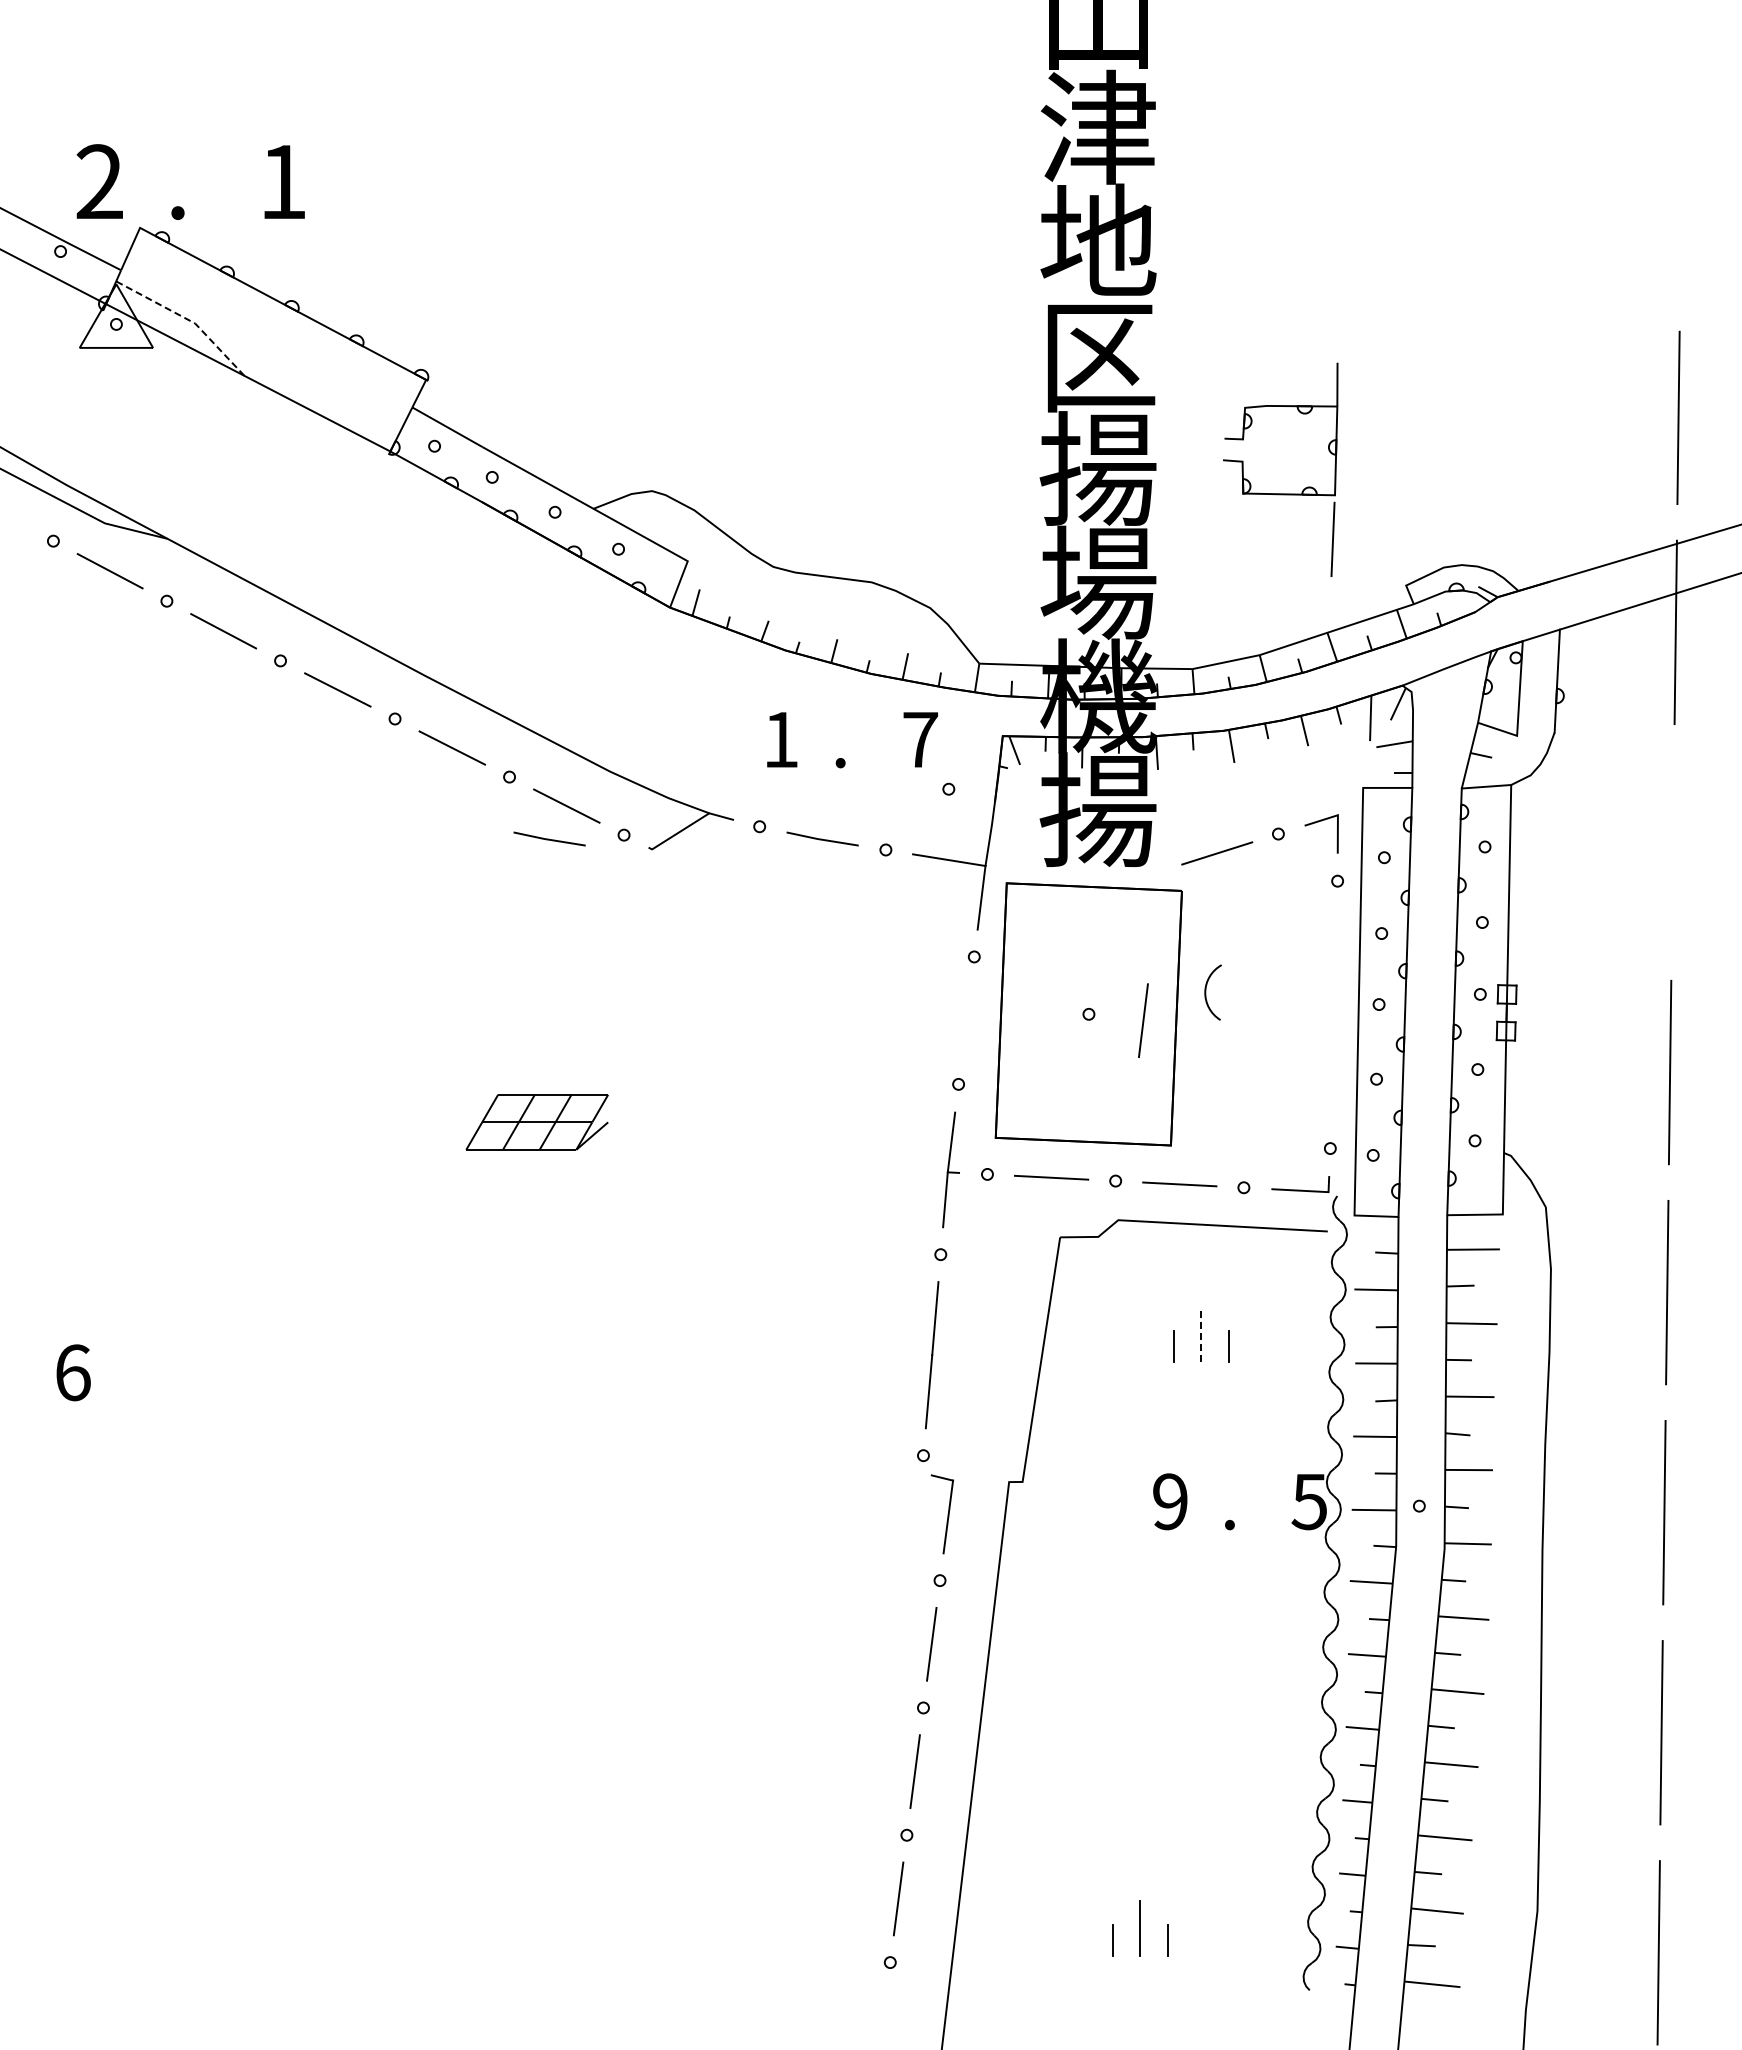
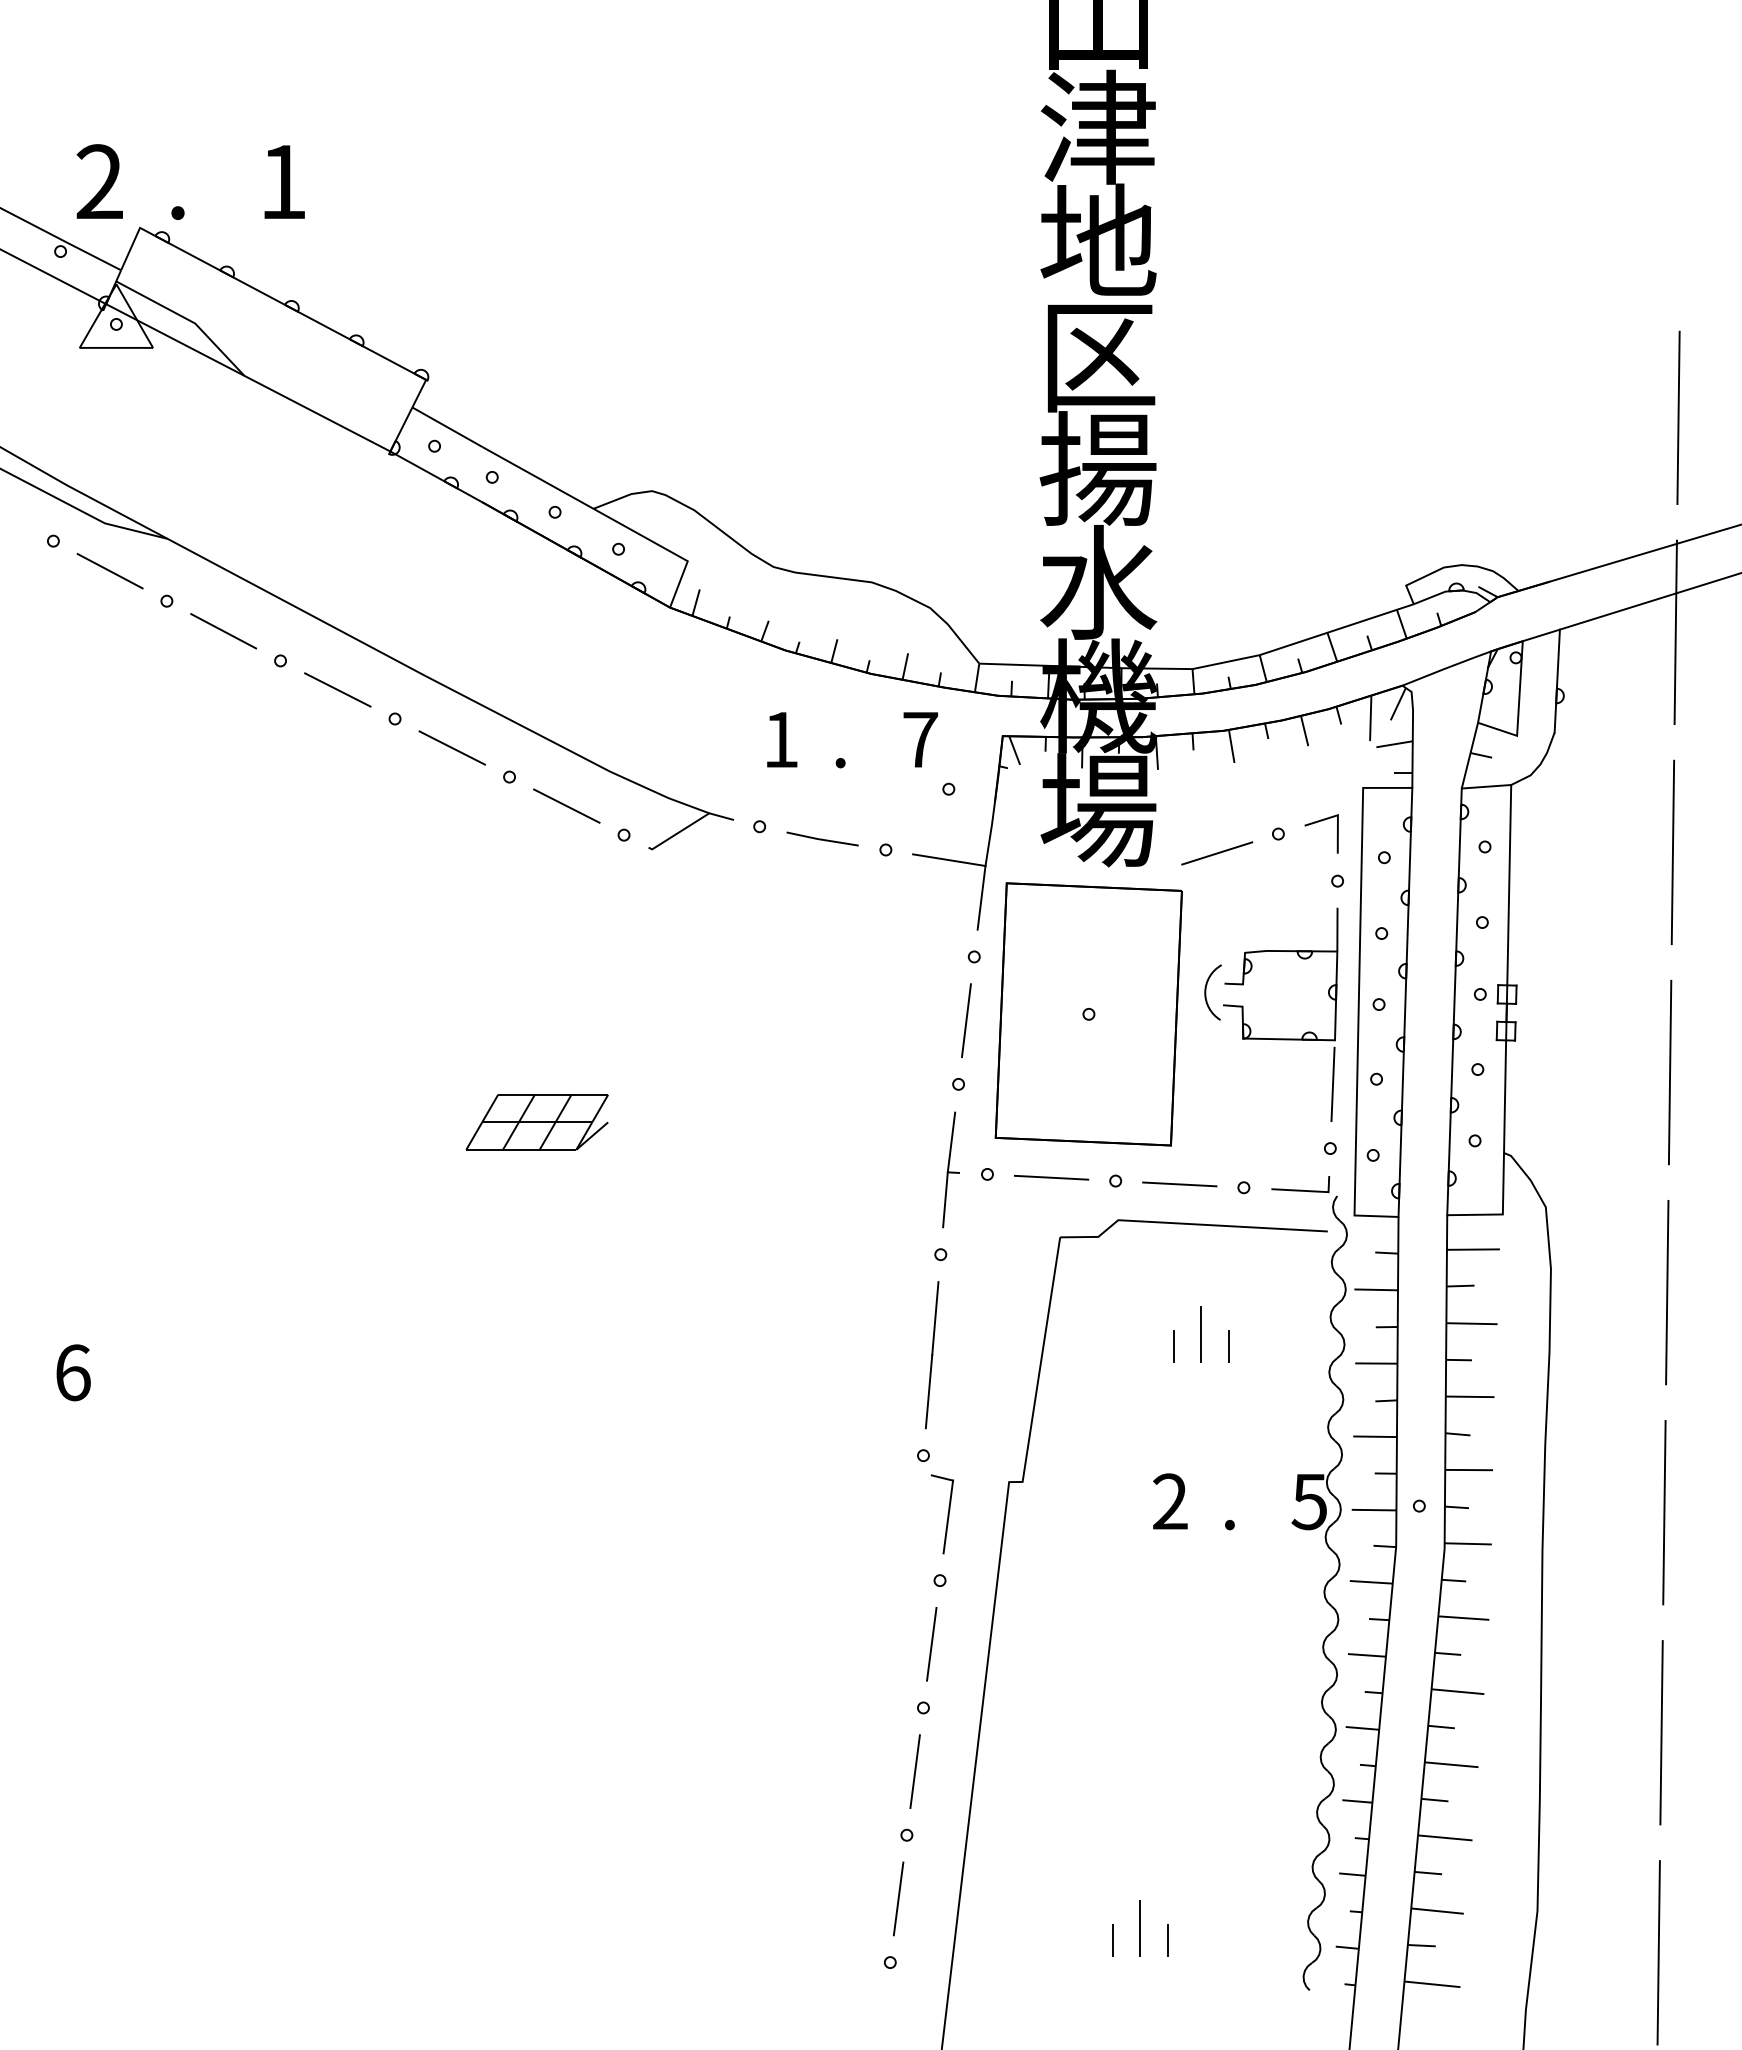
line: dashed -> solid (187, 319)
part position: (1280, 493) -> (1280, 1038) (1280, 1038)
text: 場 -> 水 (1098, 582)
text: 揚 -> 場 (1097, 809)
line: present -> none (549, 838)
line: none -> present (1672, 852)
line position: (1143, 1020) -> (966, 1020) (966, 1020)
line: dashed -> solid (1201, 1334)
text: 9 -> 2 (1170, 1501)
